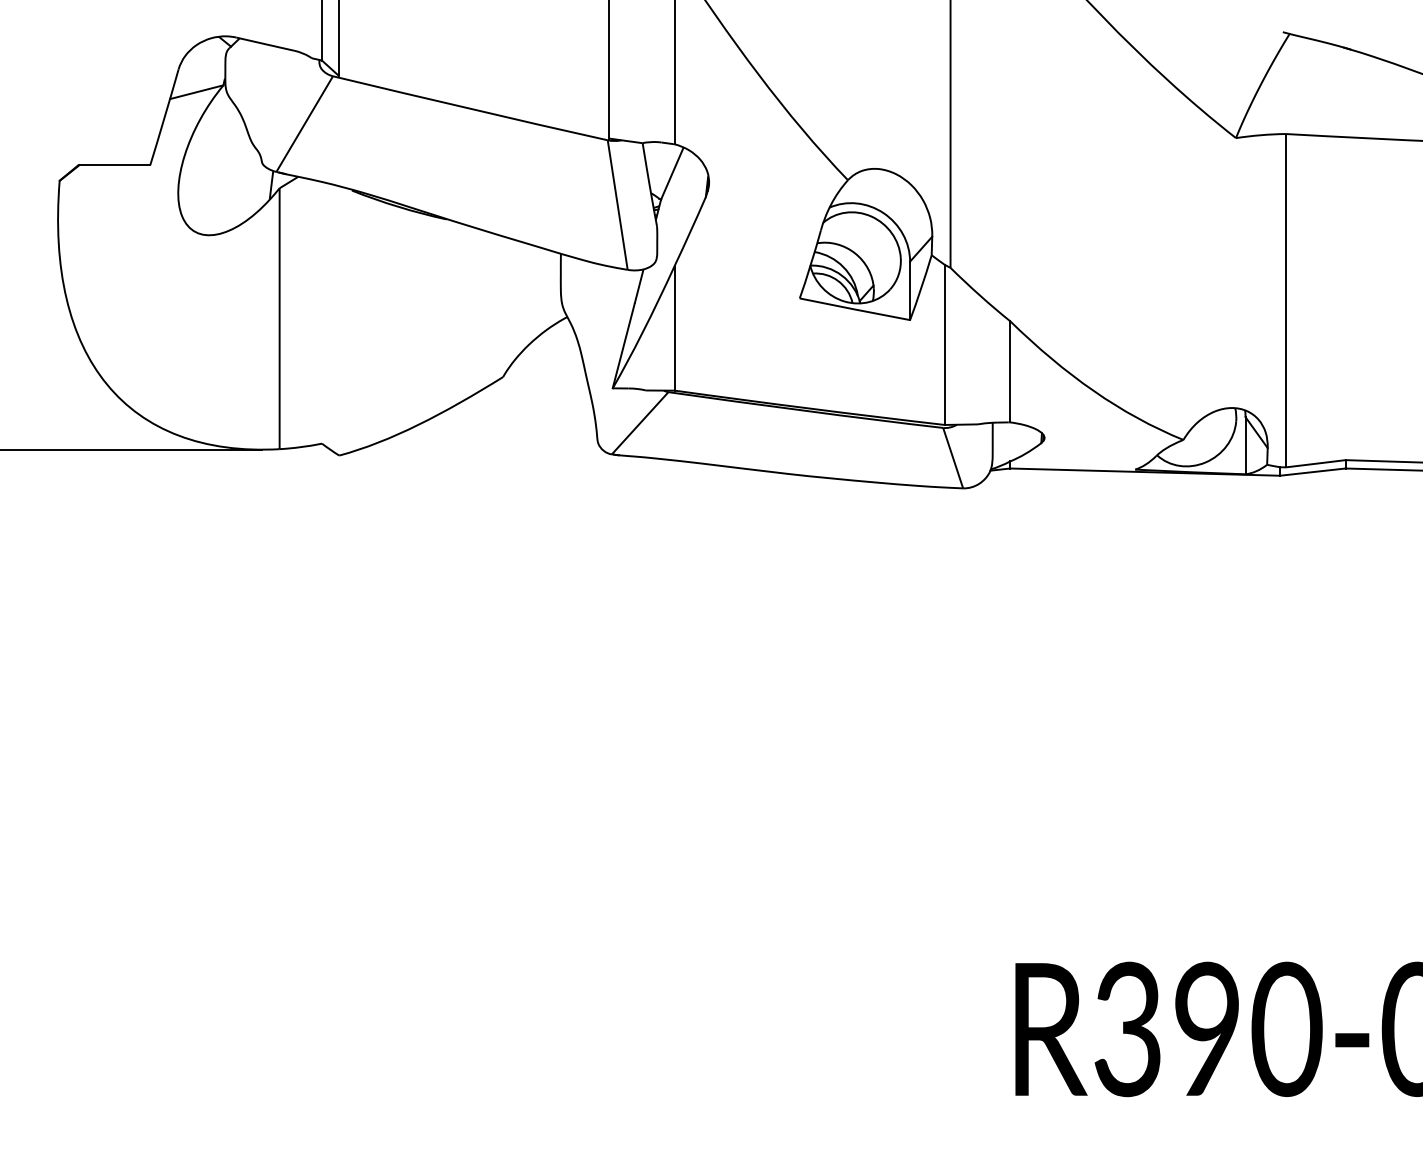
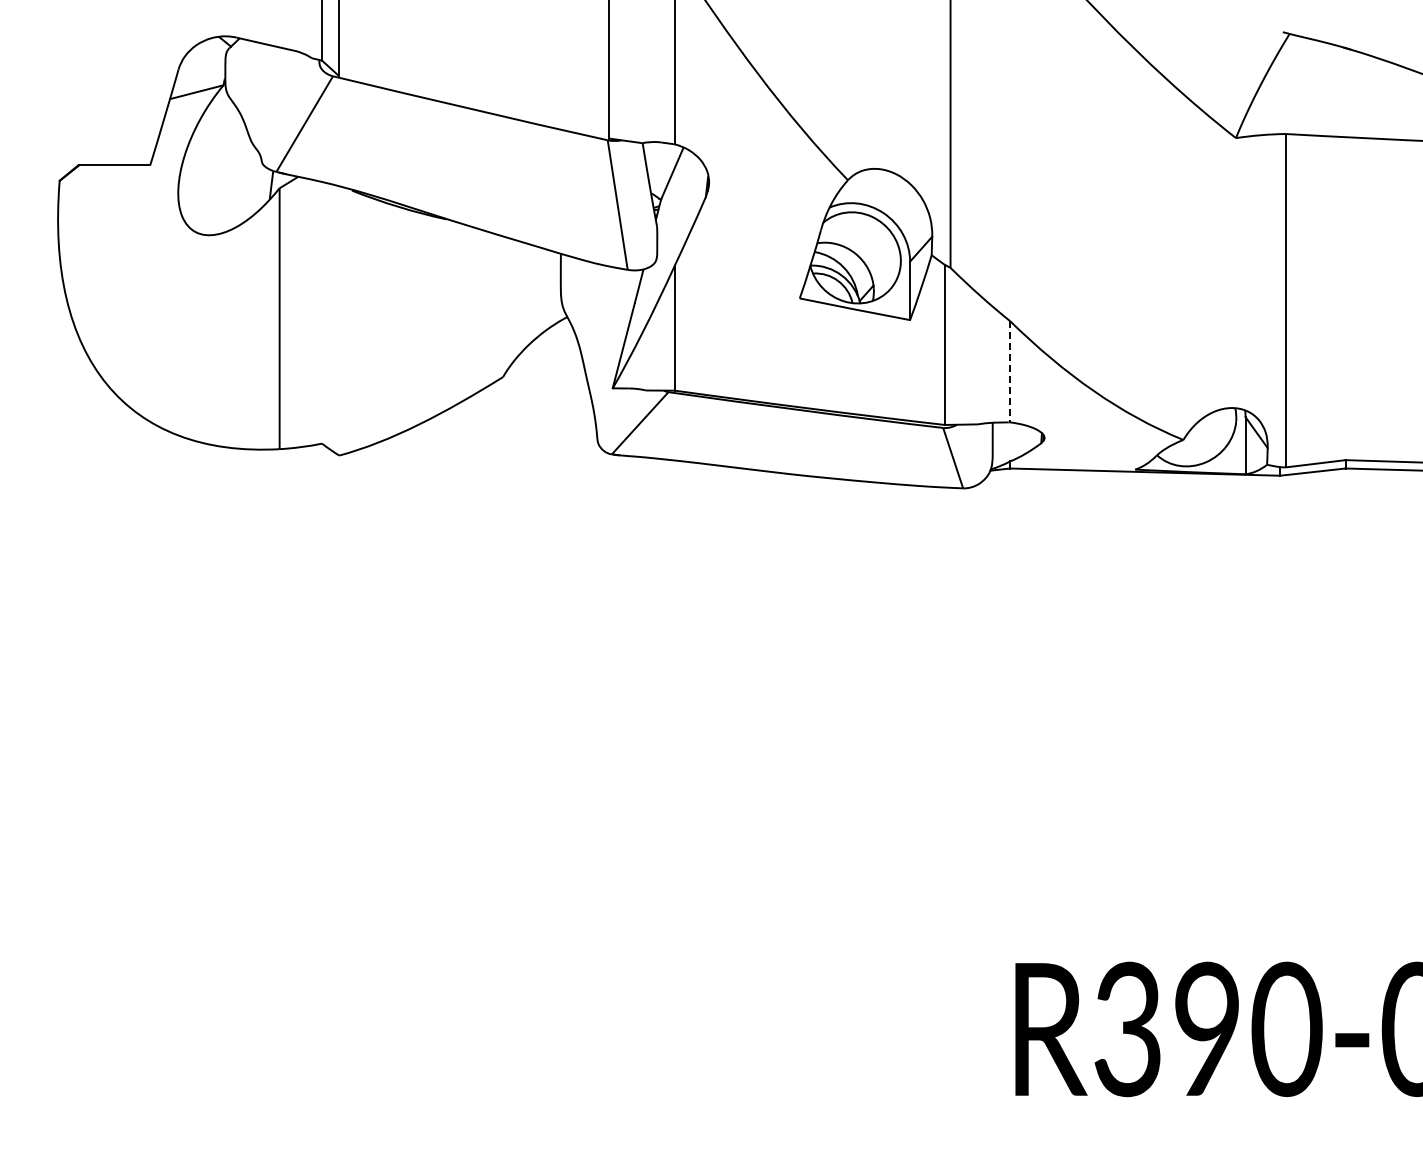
line: solid -> dashed (1010, 371)
line: present -> none (132, 449)
